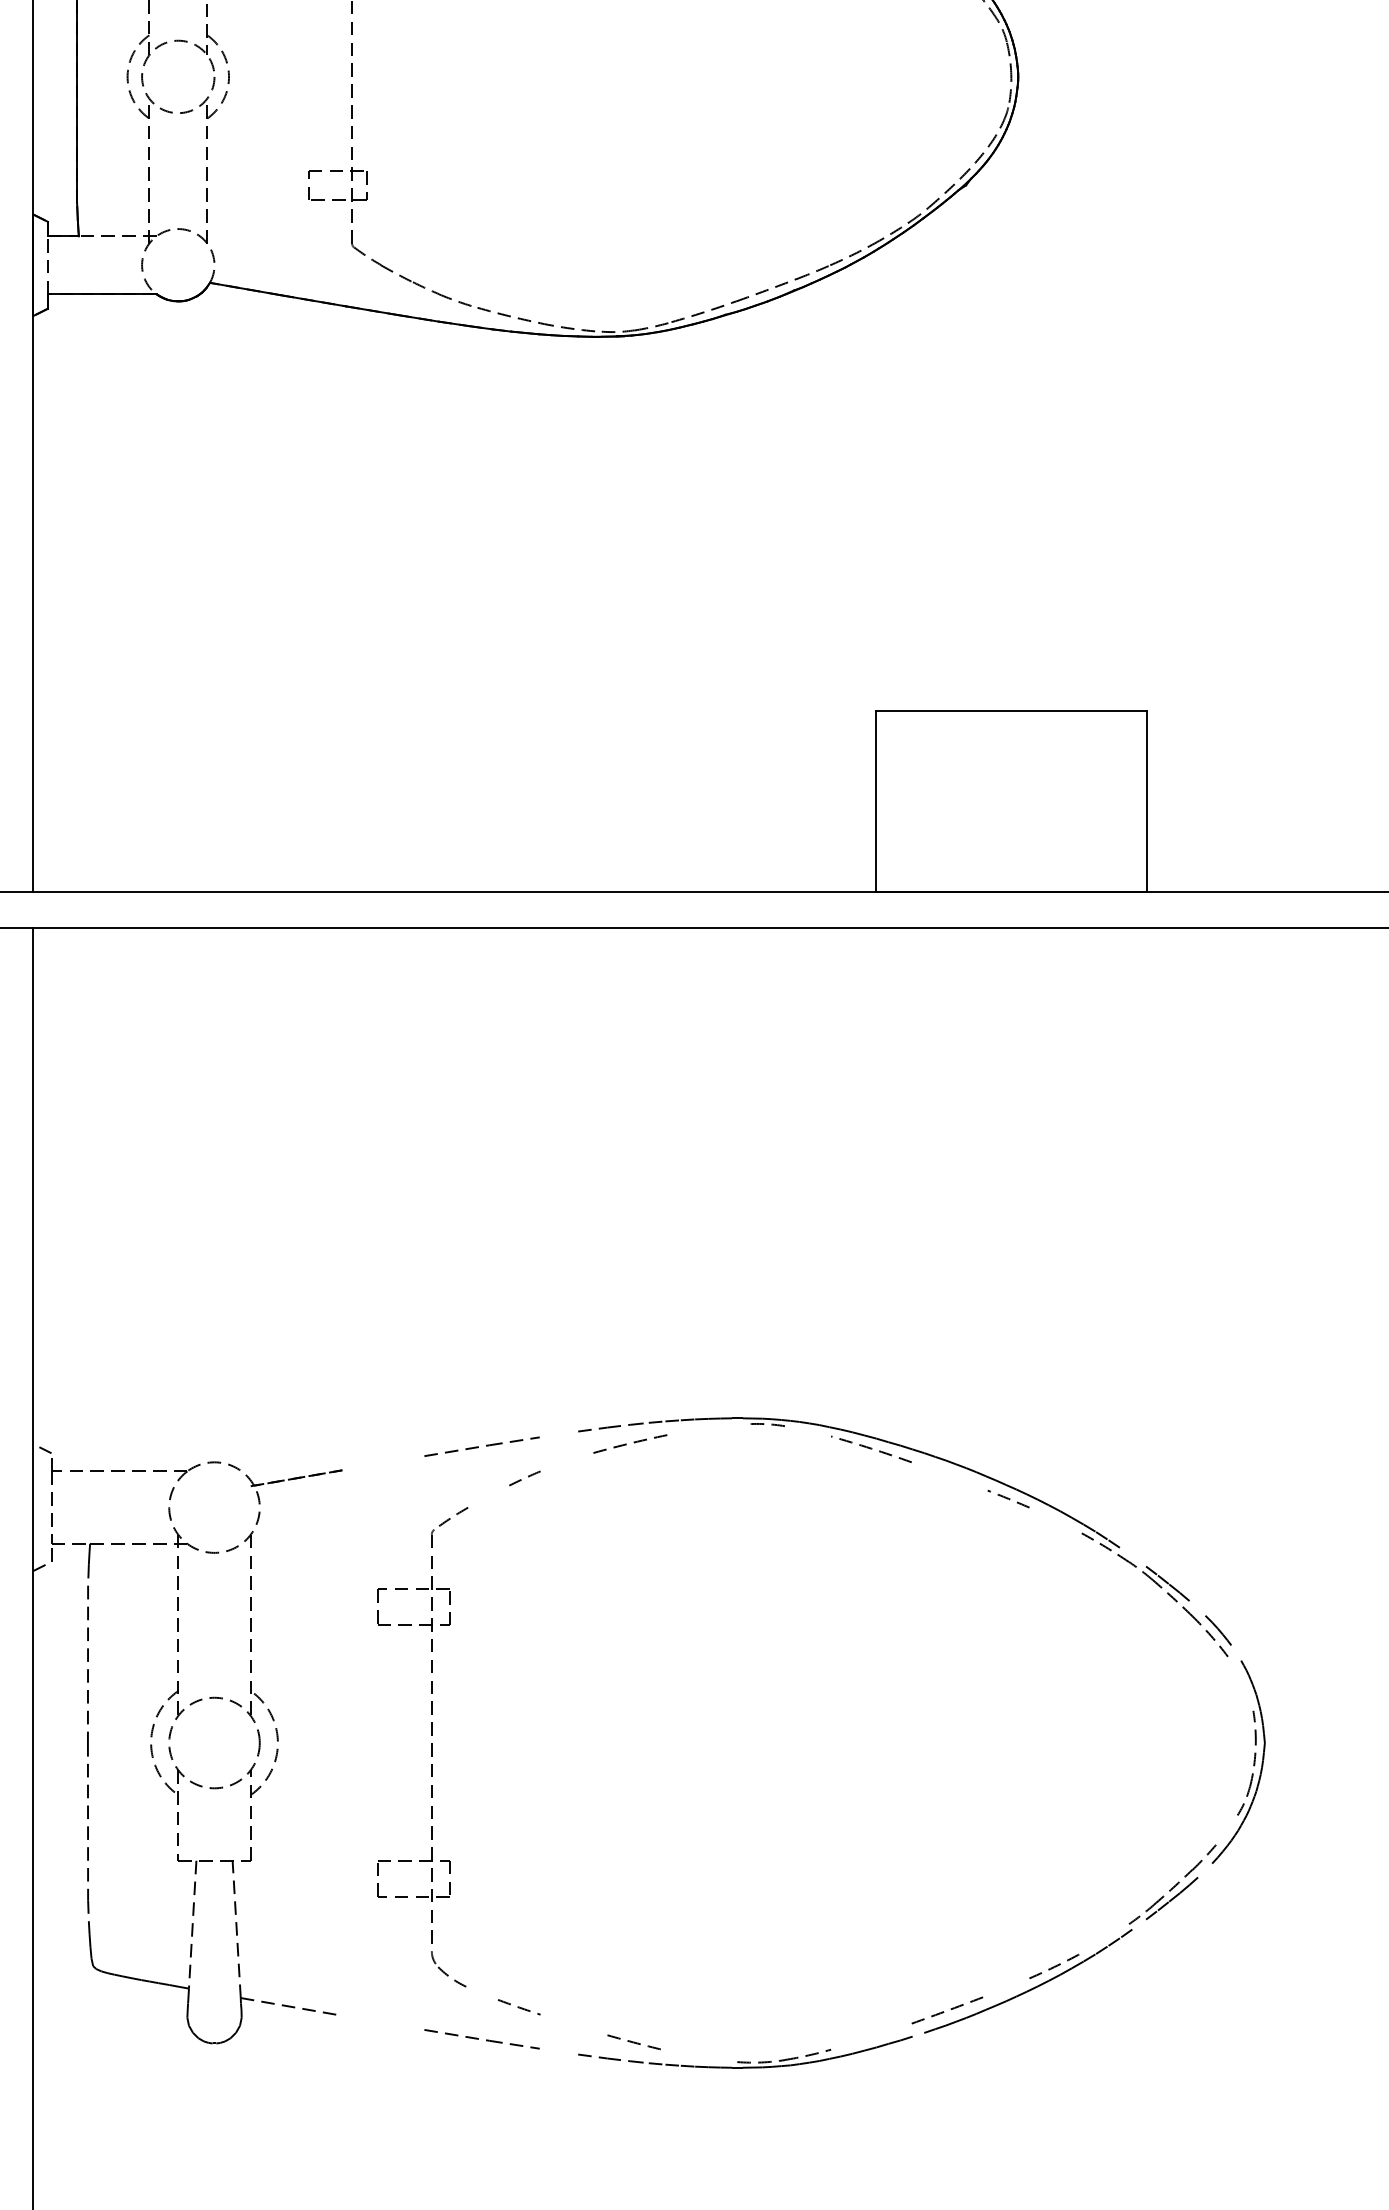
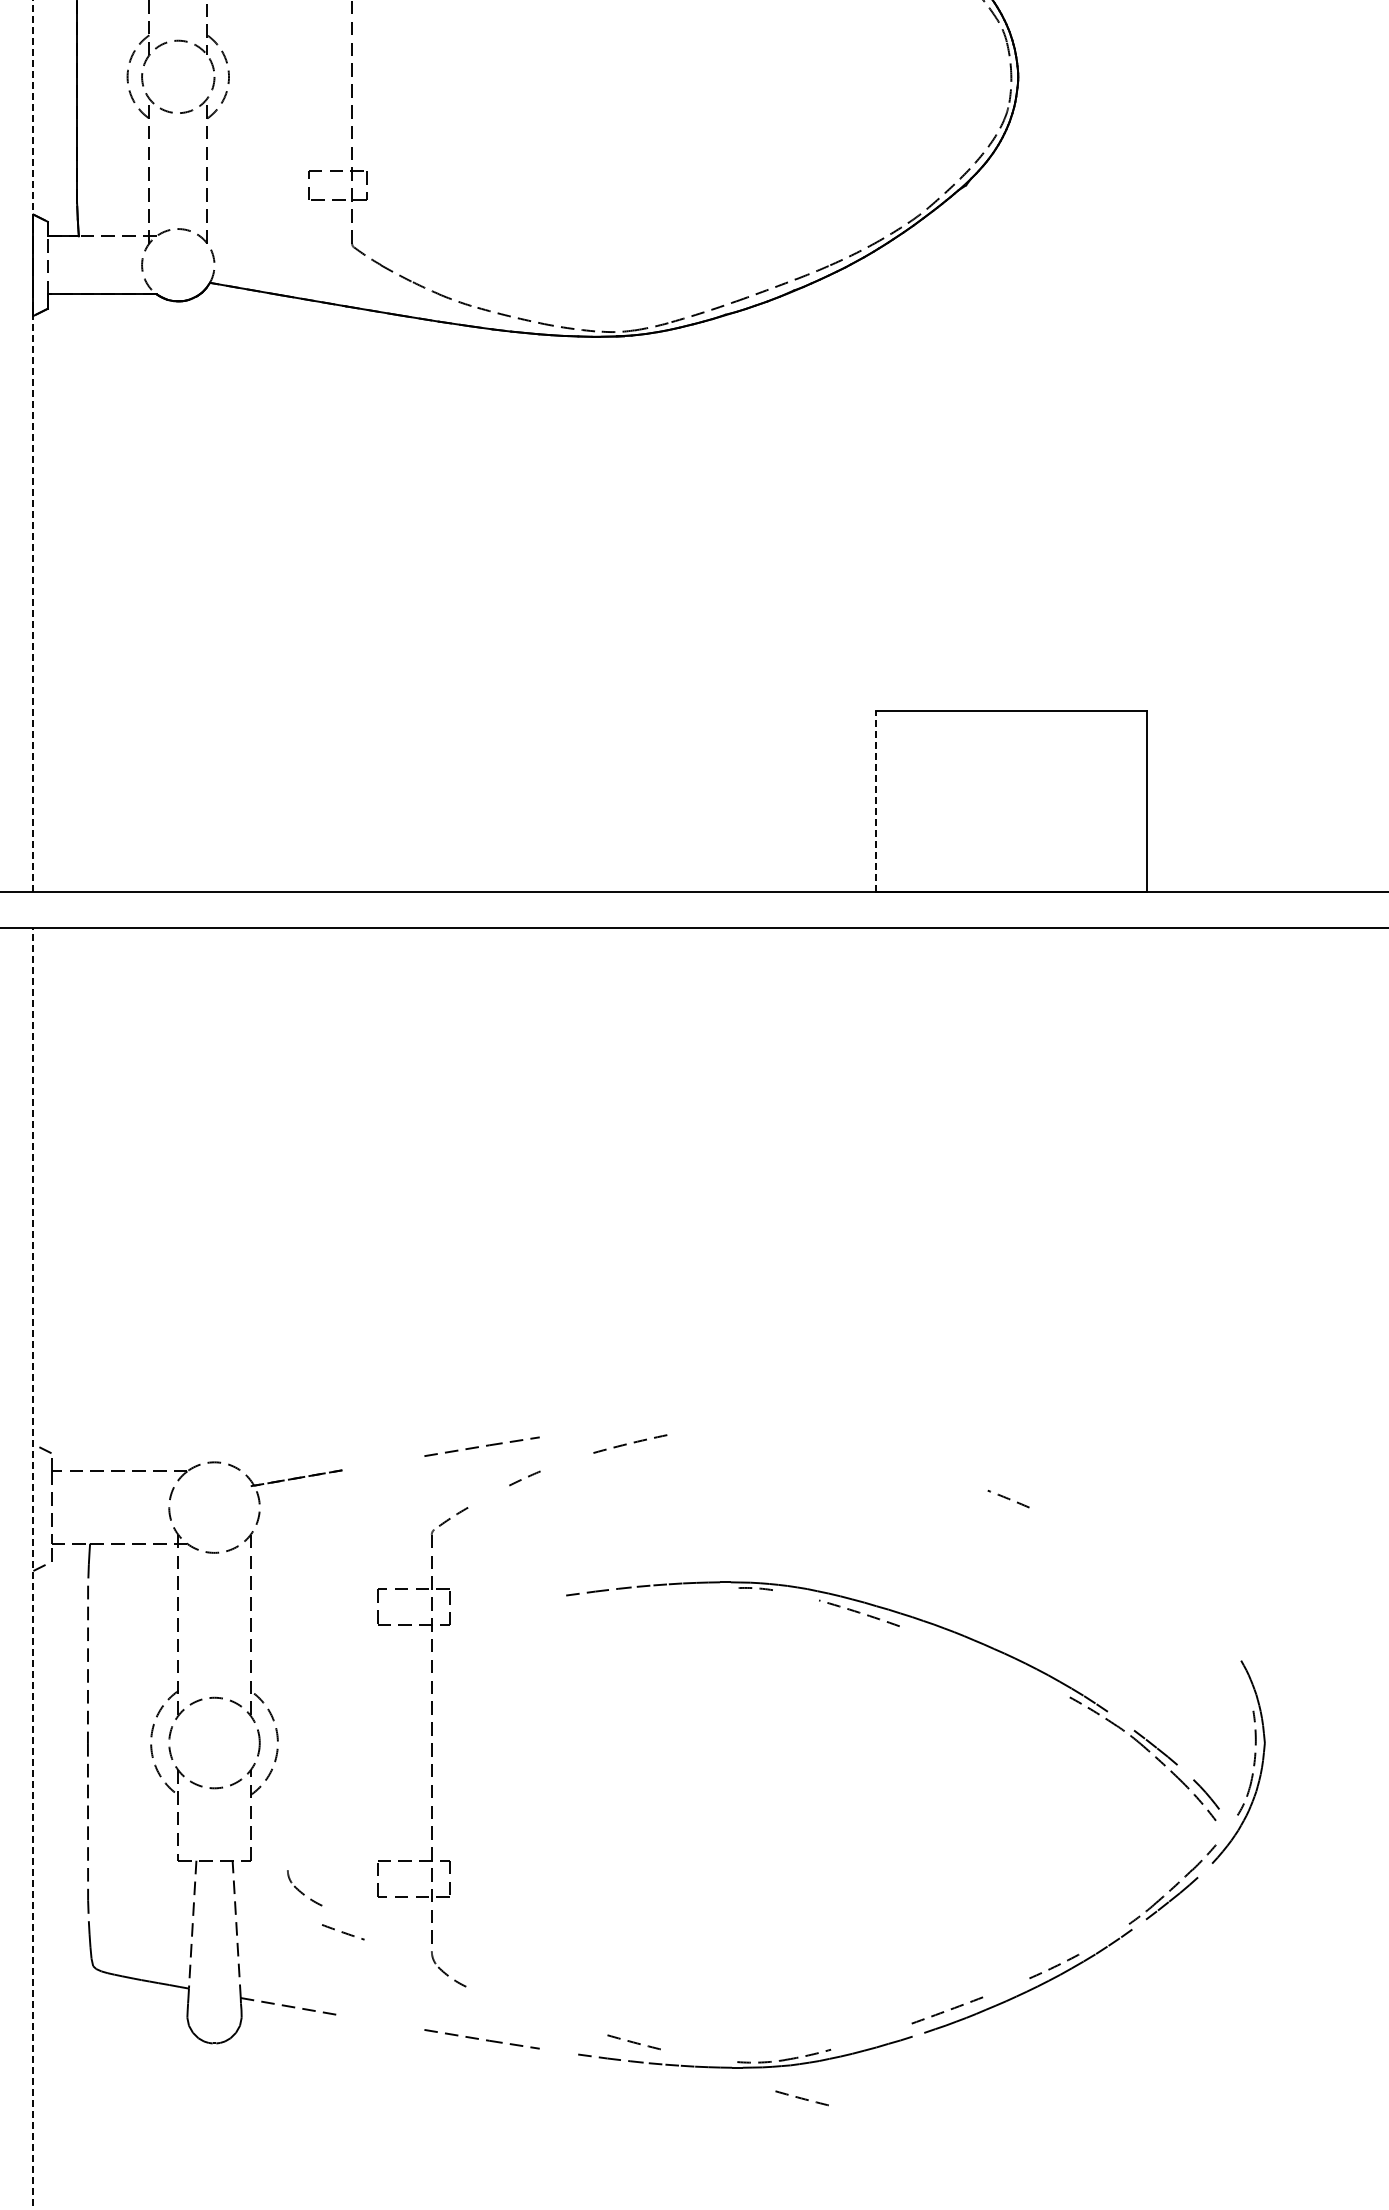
line: solid -> dashed (33, 445)
line: solid -> dashed (875, 801)
part position: (908, 1462) -> (896, 1626) (896, 1626)
line: solid -> dashed (33, 1568)
part: none -> present (304, 1888)
arc position: (519, 2007) -> (343, 1932) (343, 1932)
arc: none -> present (801, 2098)
